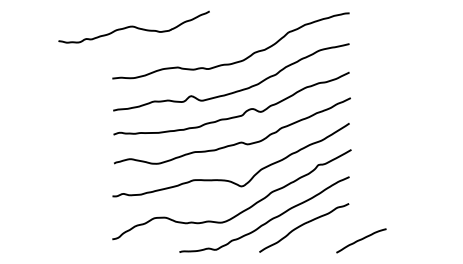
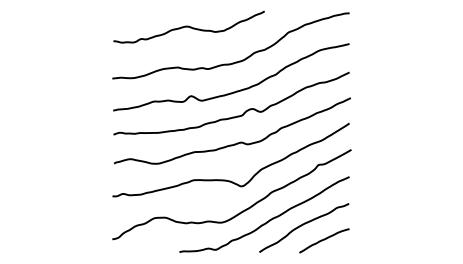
curve position: (133, 26) -> (188, 26) (188, 26)
curve position: (361, 240) -> (324, 240) (324, 240)
